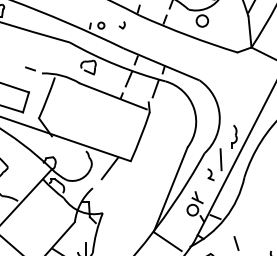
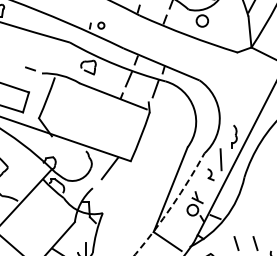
part: present -> none (121, 25)
arc: solid -> dashed (171, 206)
line: none -> present (255, 243)
